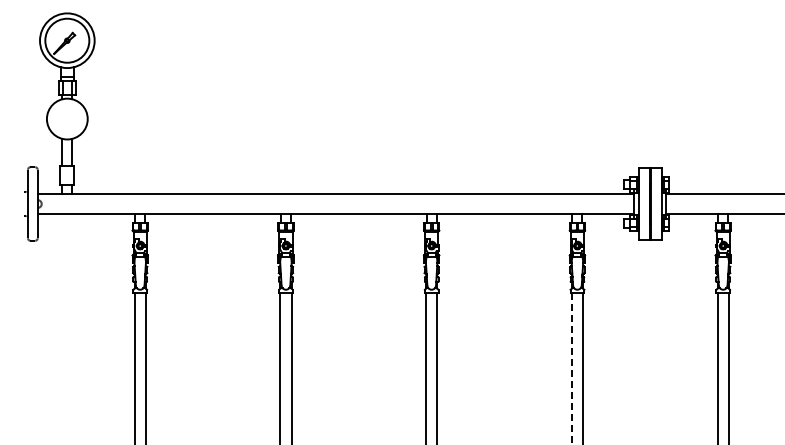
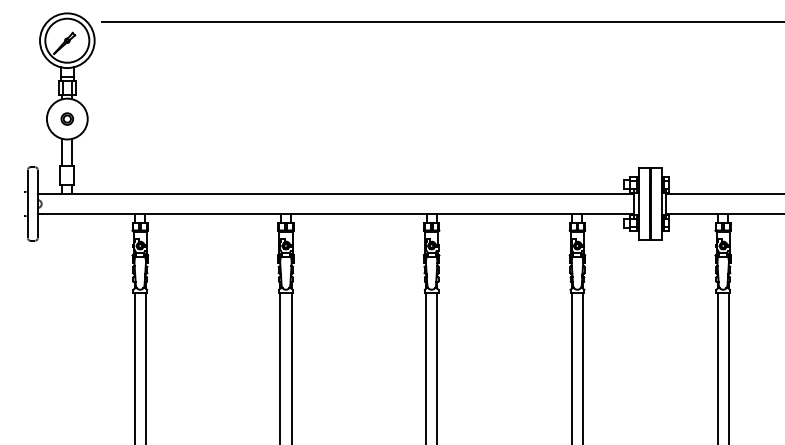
line: none -> present (441, 21)
part: none -> present (66, 118)
line: dashed -> solid (571, 369)
